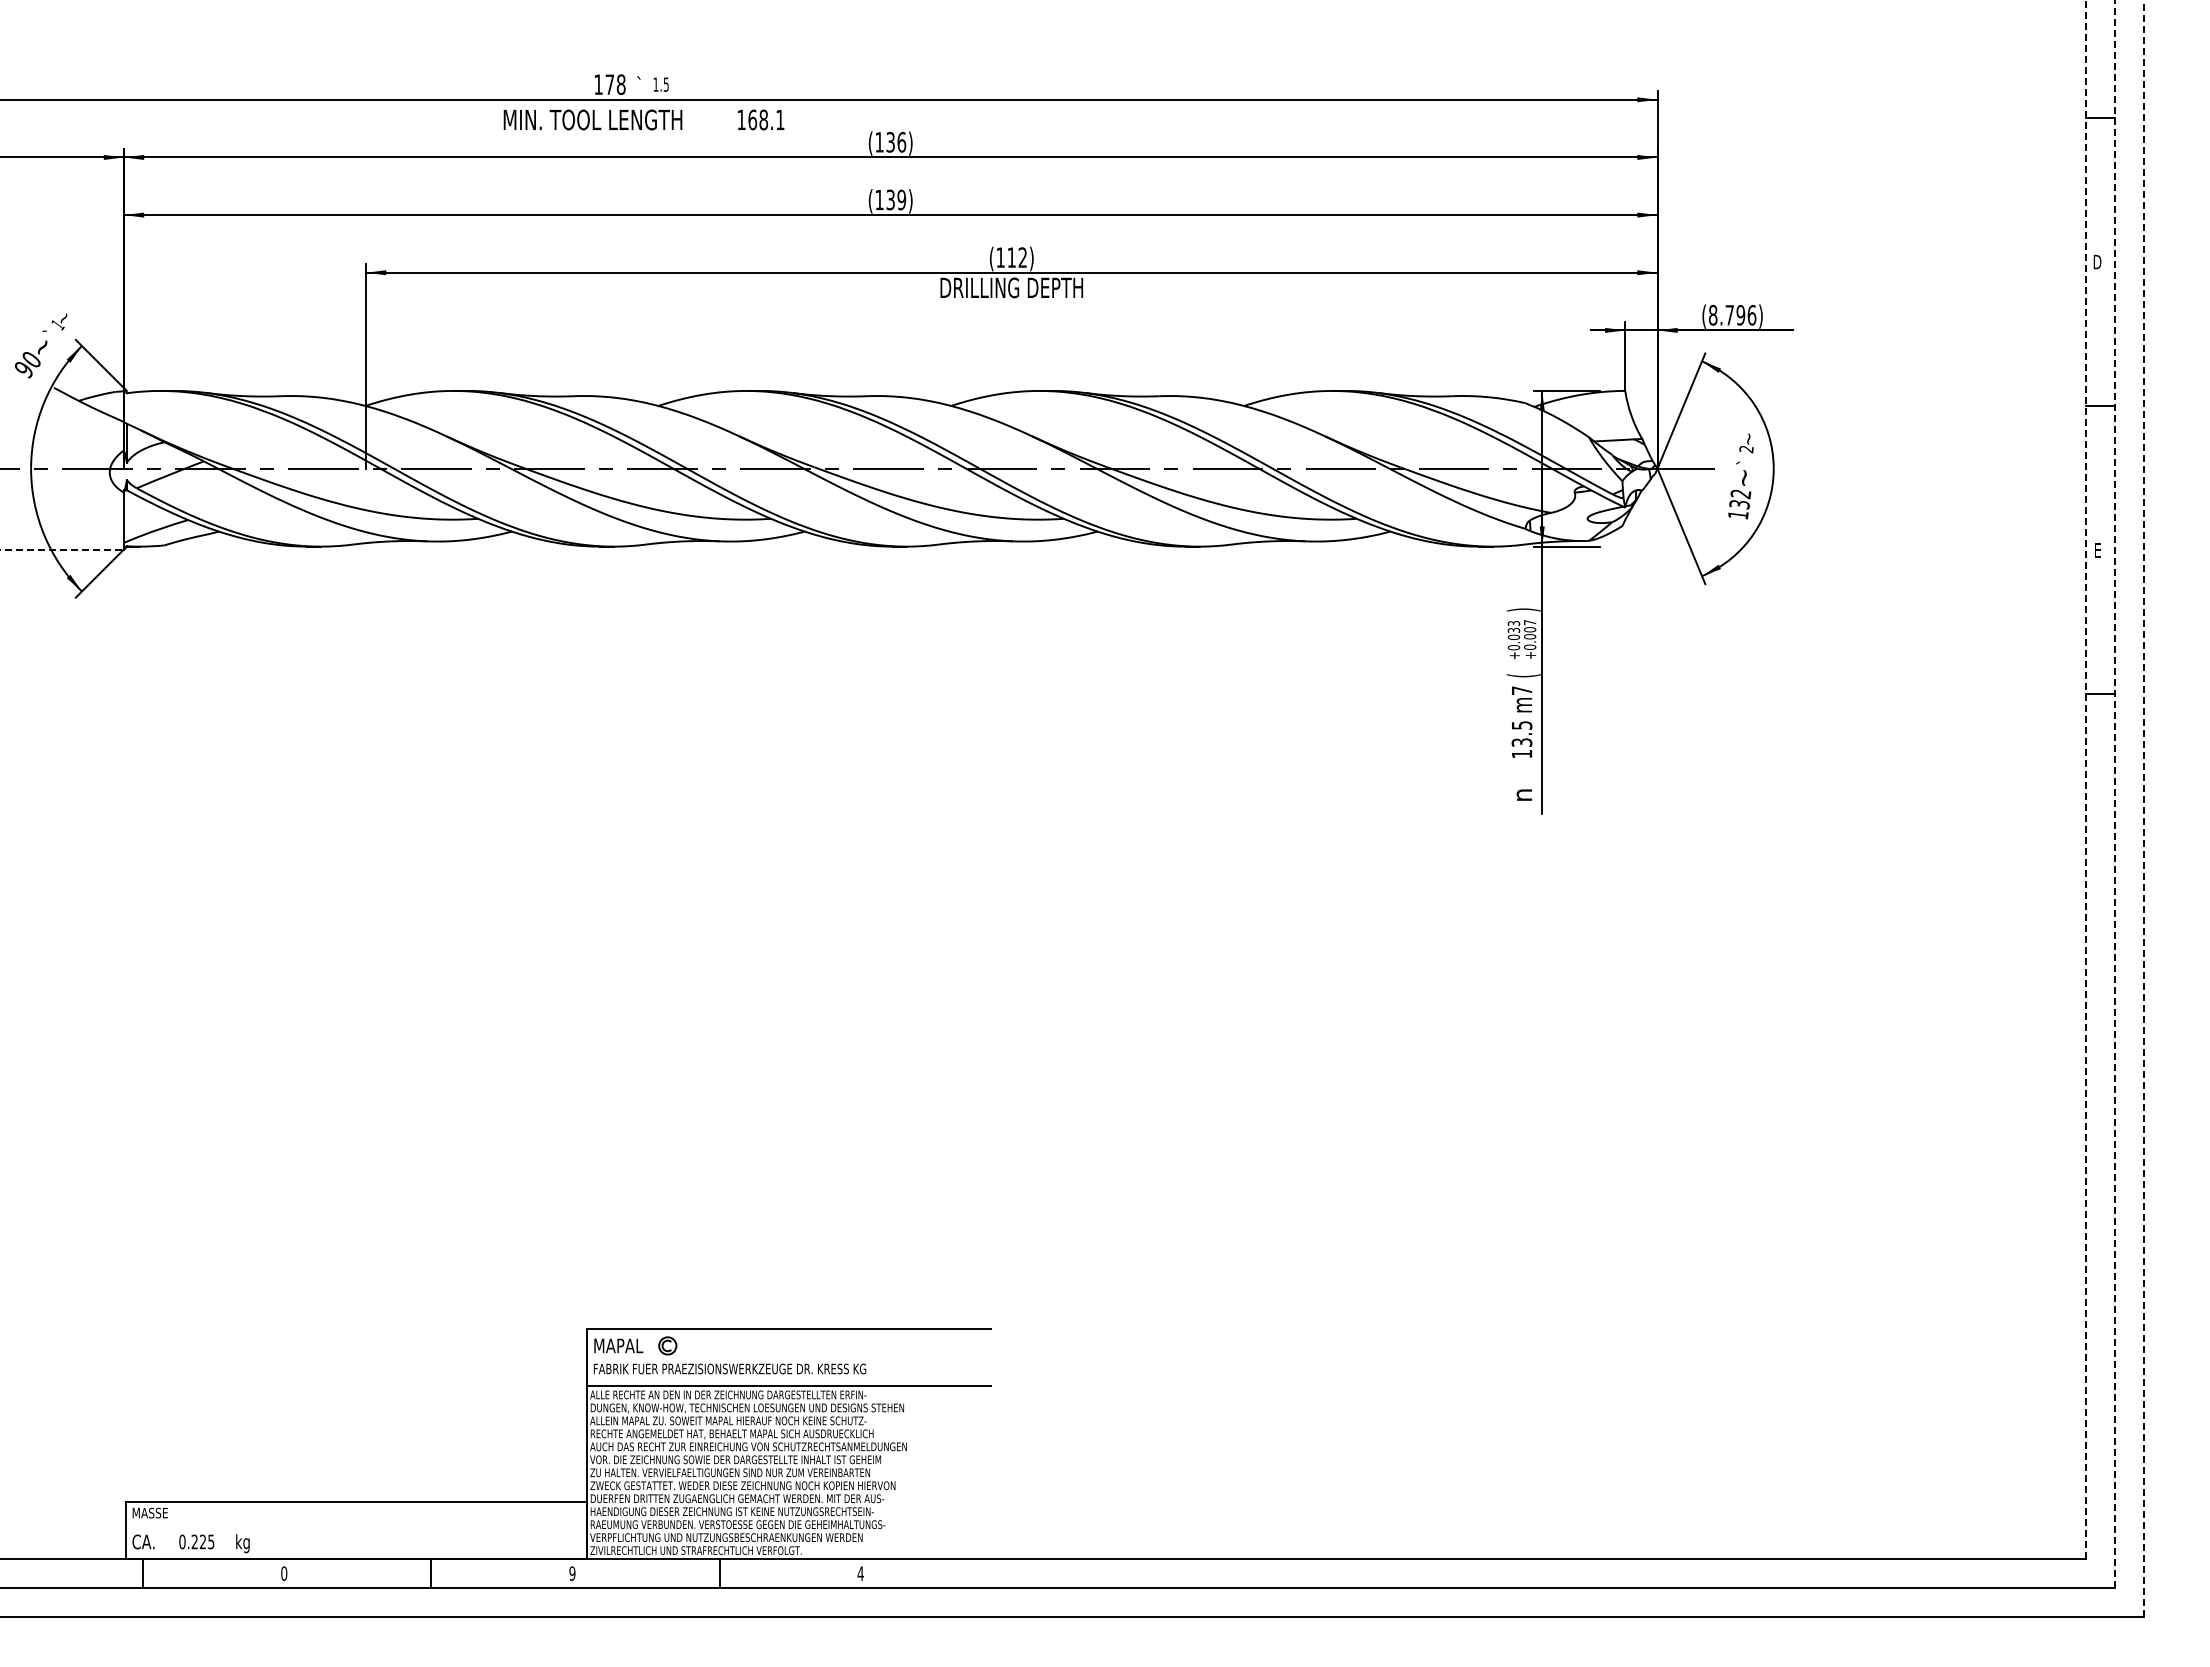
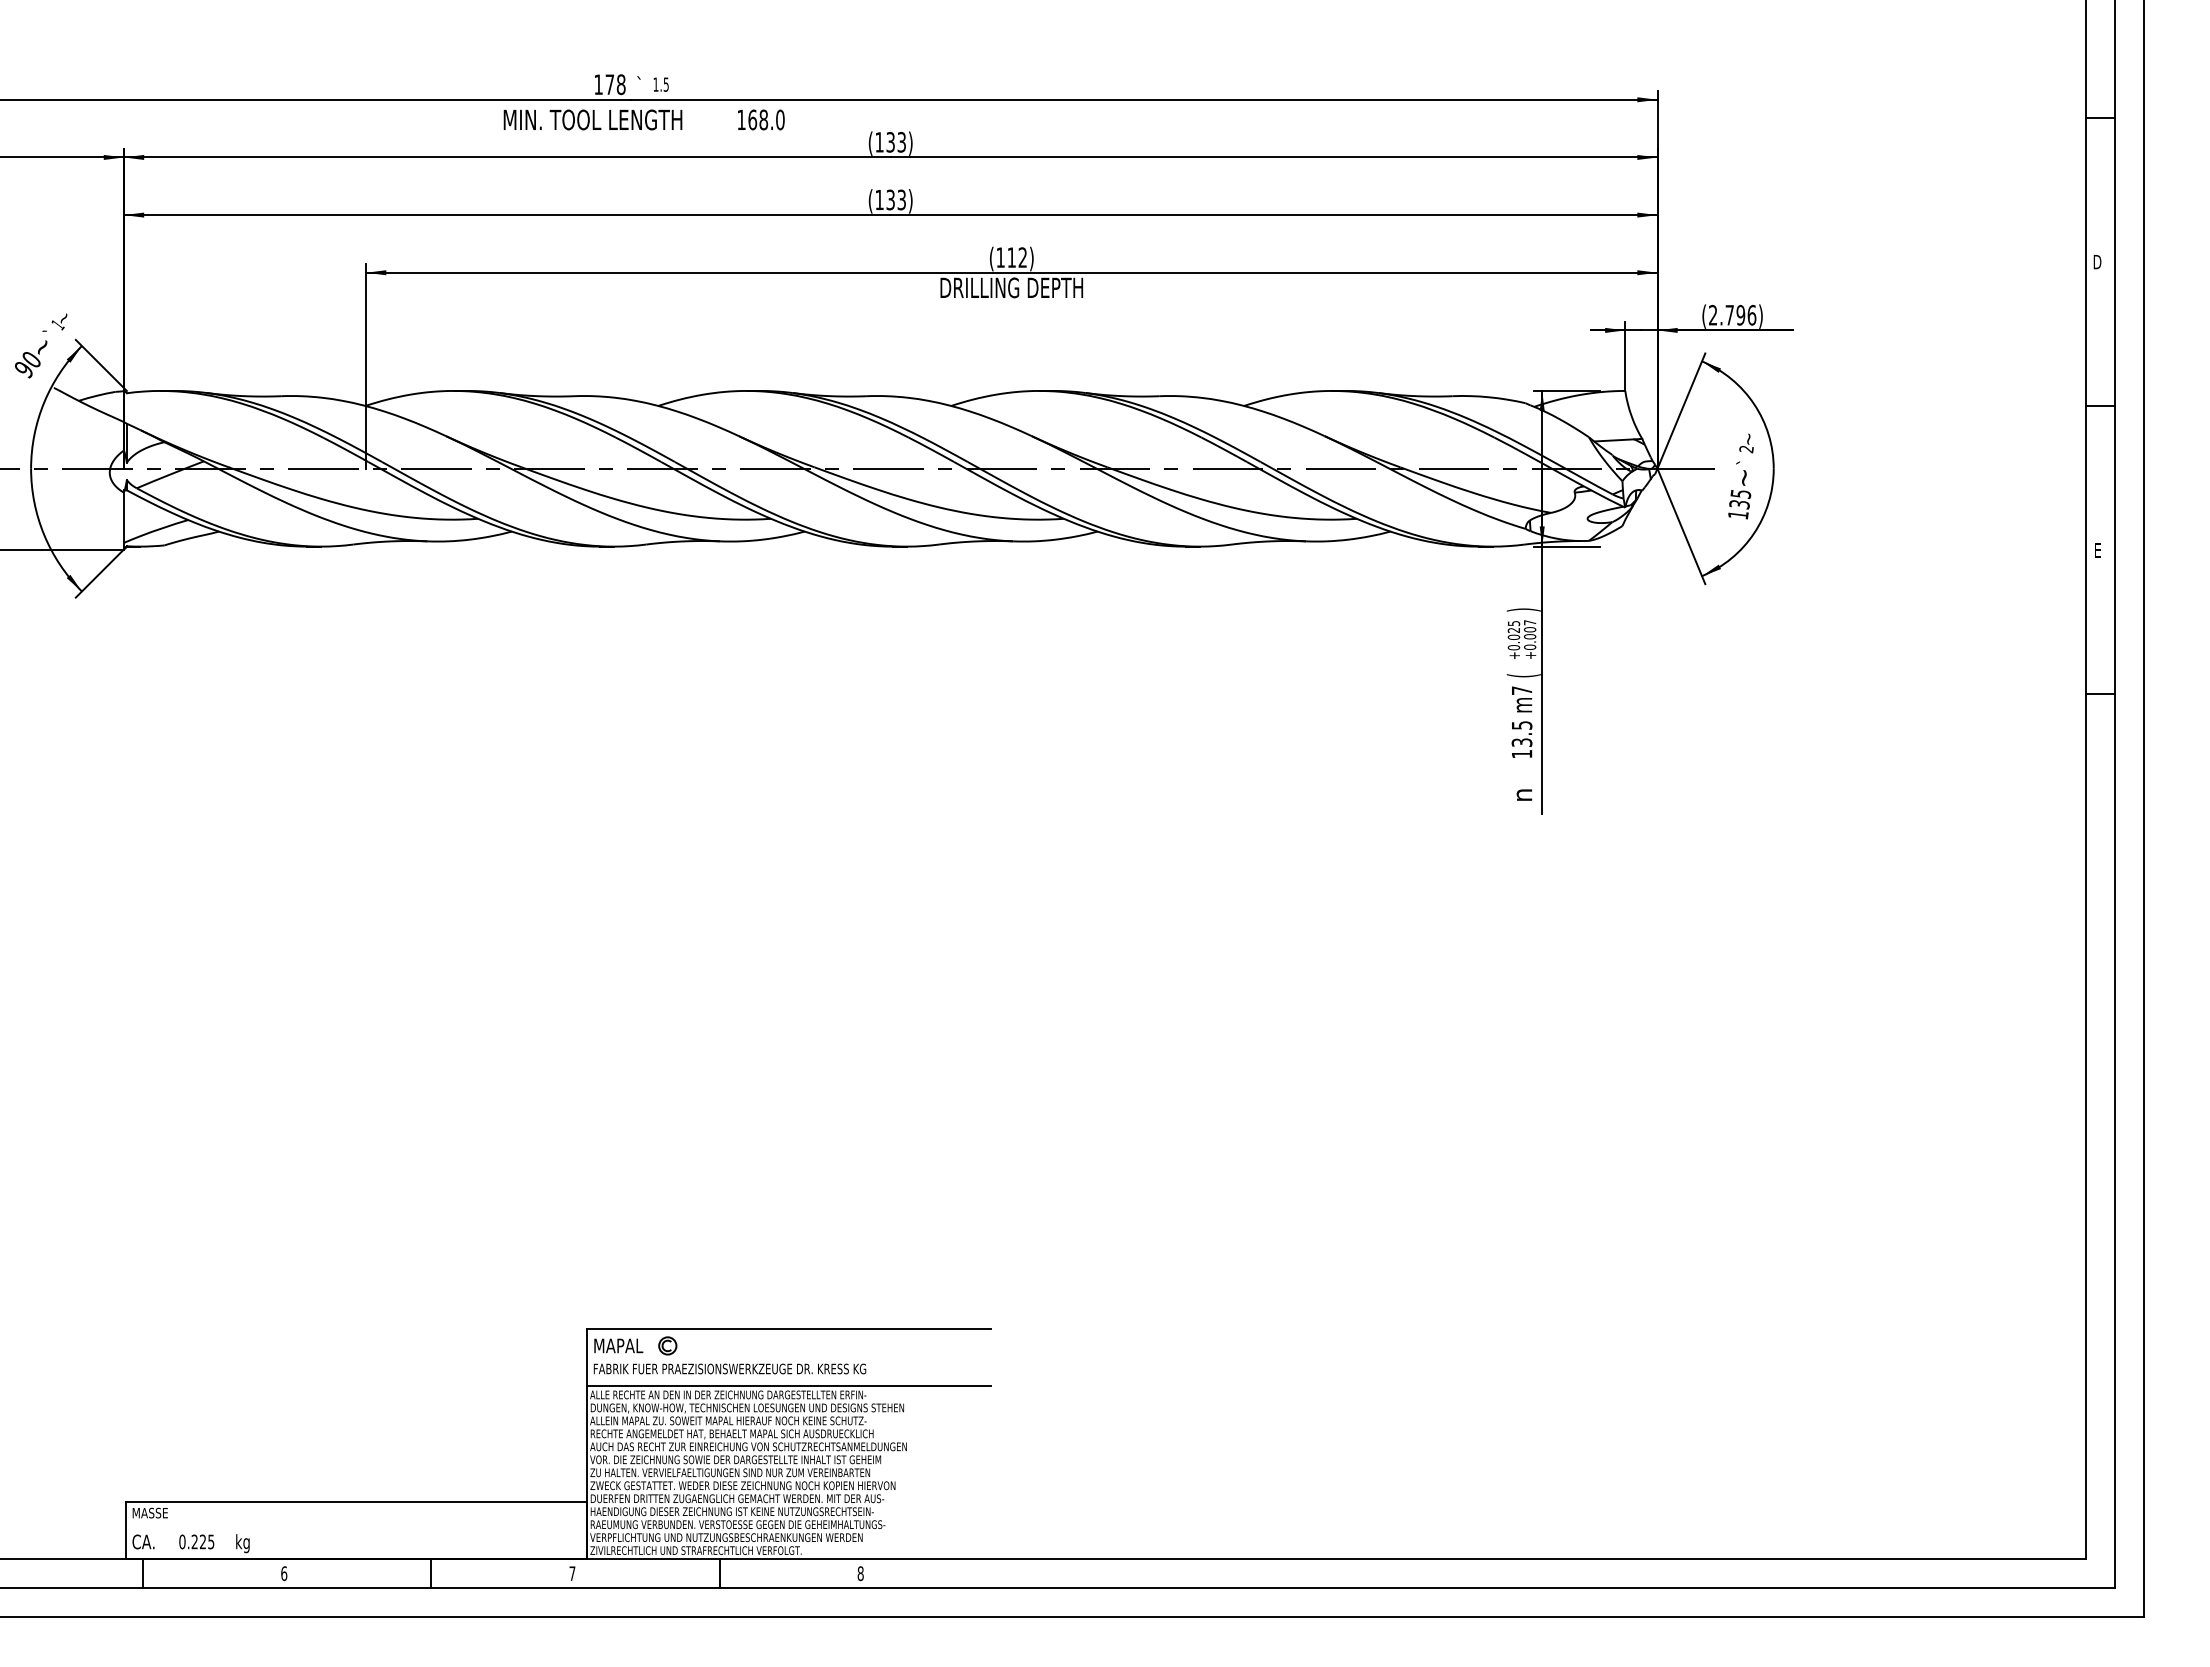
text: 168.1 -> 168.0 (780, 119)
text: (136) -> (133) (901, 142)
text: (139) -> (133) (901, 199)
text: (8.796) -> (2.796) (1712, 315)
text: 132 -> 135 (1740, 494)
line: dashed -> solid (62, 549)
text: +0.033 -> +0.025 (1513, 626)
line: dashed -> solid (2086, 779)
line: dashed -> solid (2114, 794)
line: dashed -> solid (2143, 808)
text: 0 -> 6 (284, 1573)
text: 9 -> 7 (572, 1573)
text: 4 -> 8 (860, 1573)
